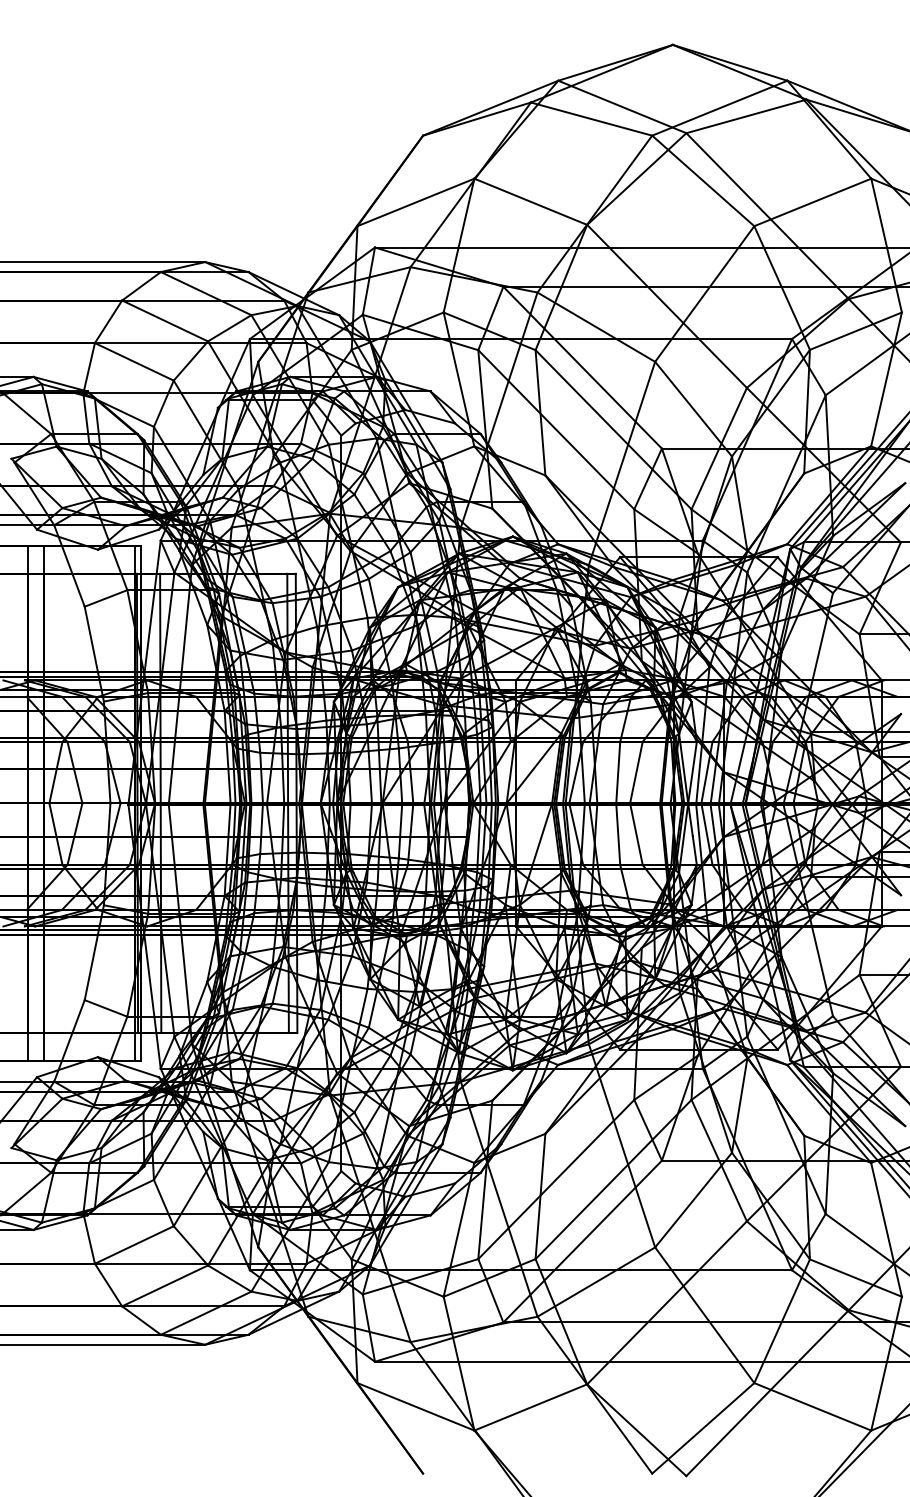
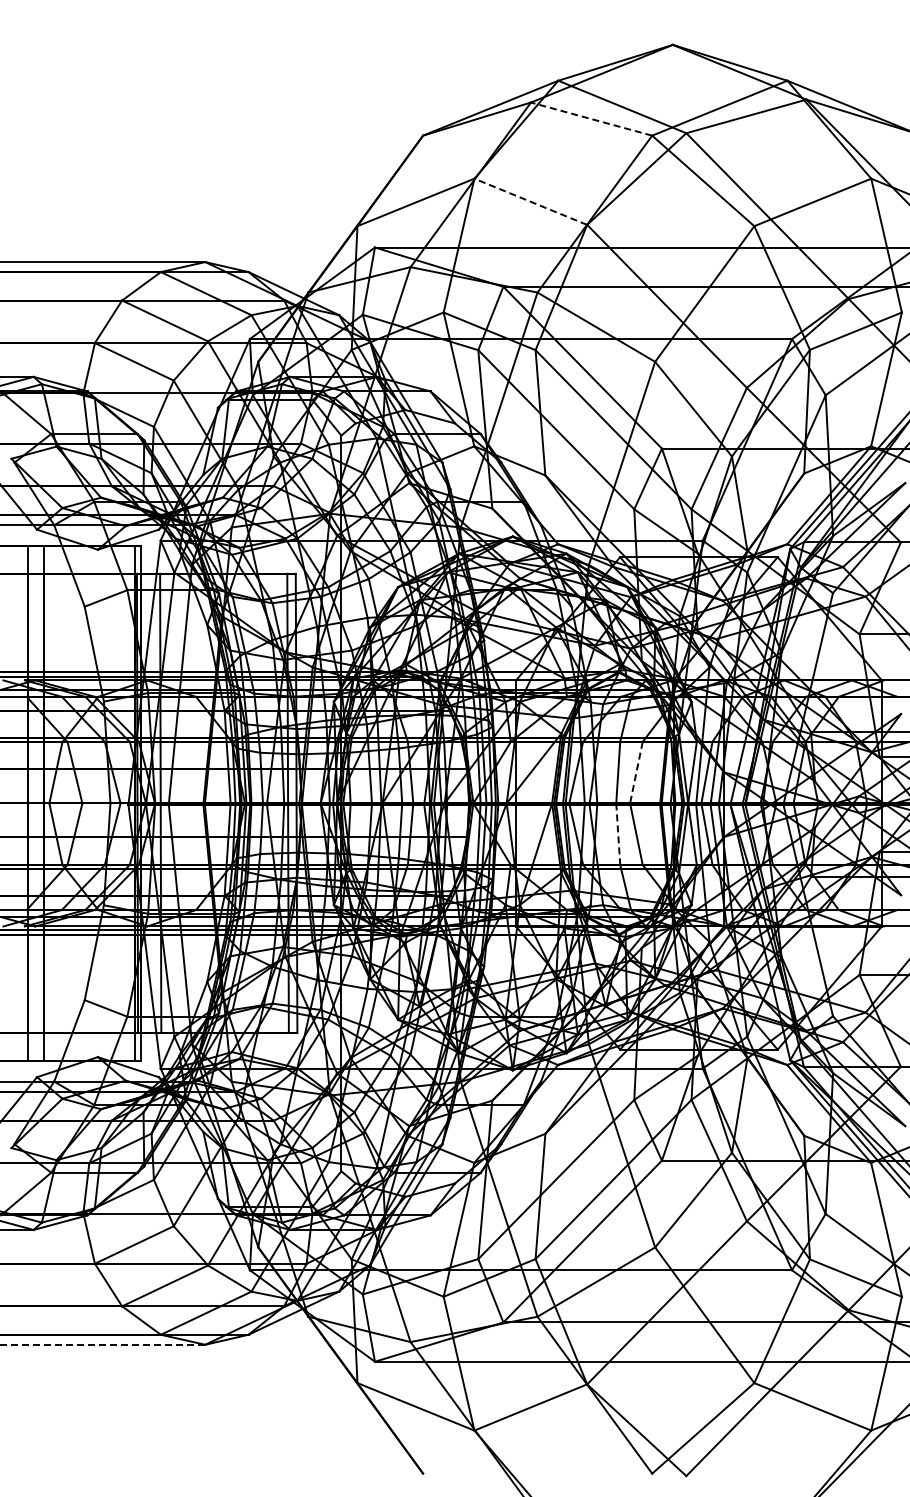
line: solid -> dashed (591, 119)
line: solid -> dashed (530, 201)
line: solid -> dashed (636, 773)
line: solid -> dashed (618, 834)
line: solid -> dashed (102, 1344)
